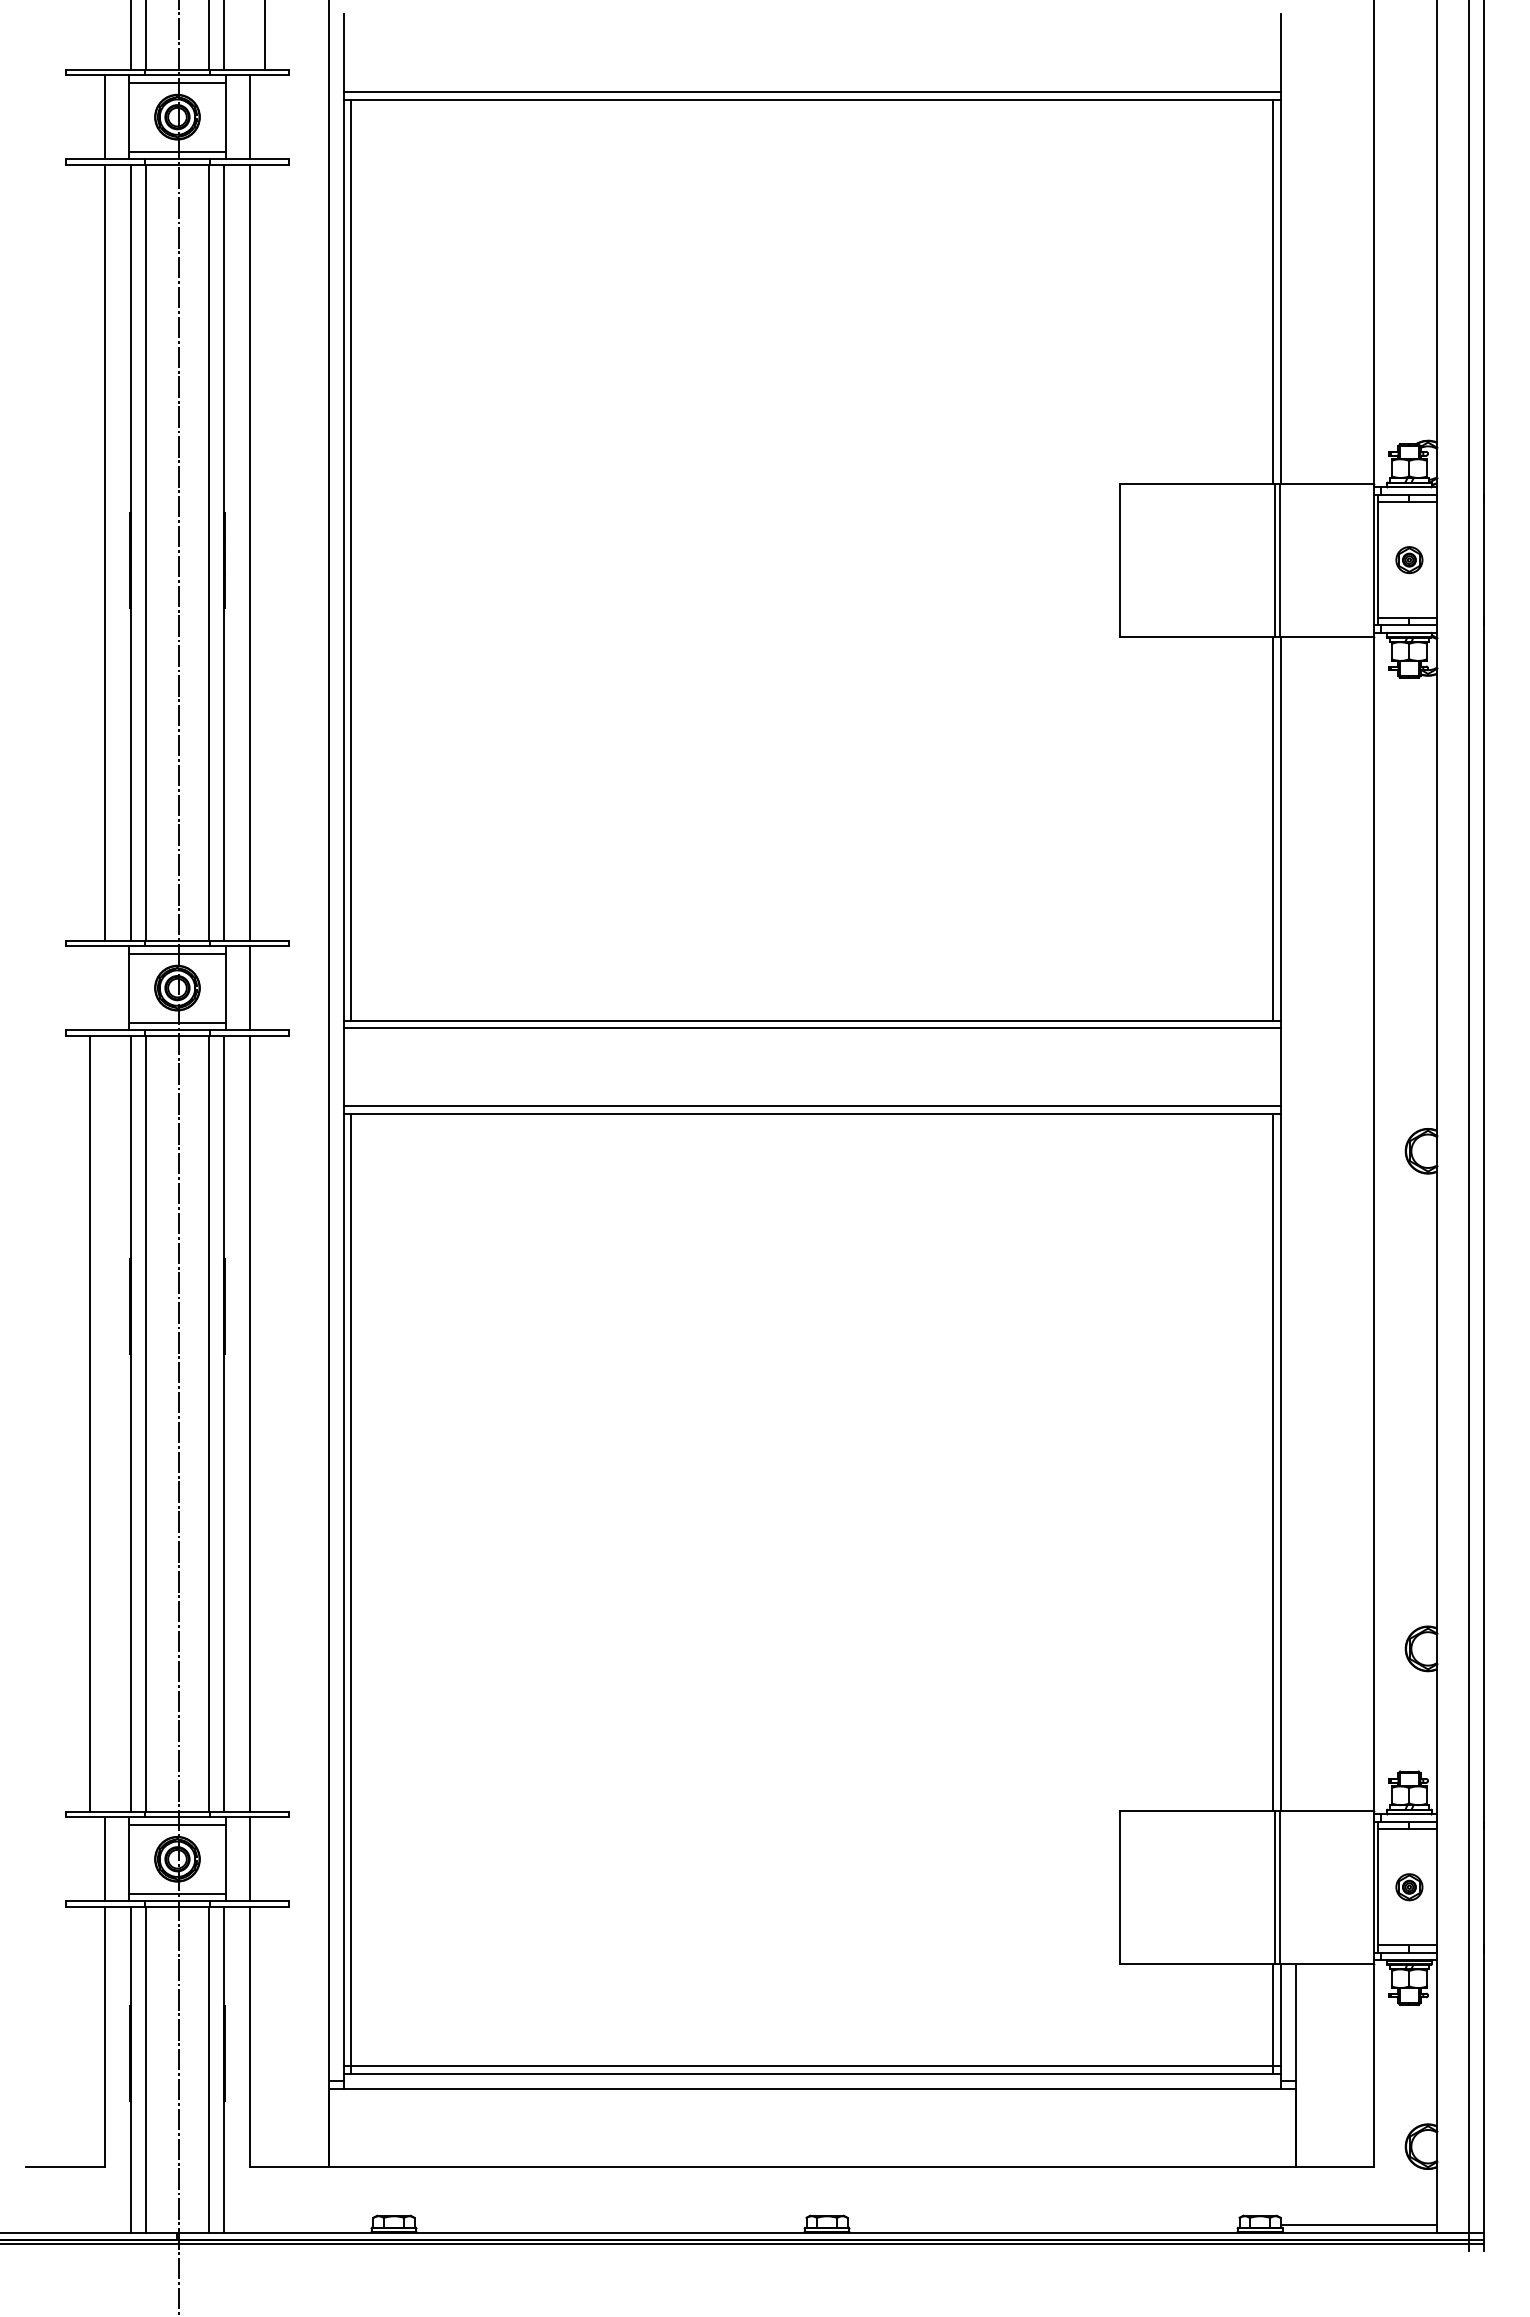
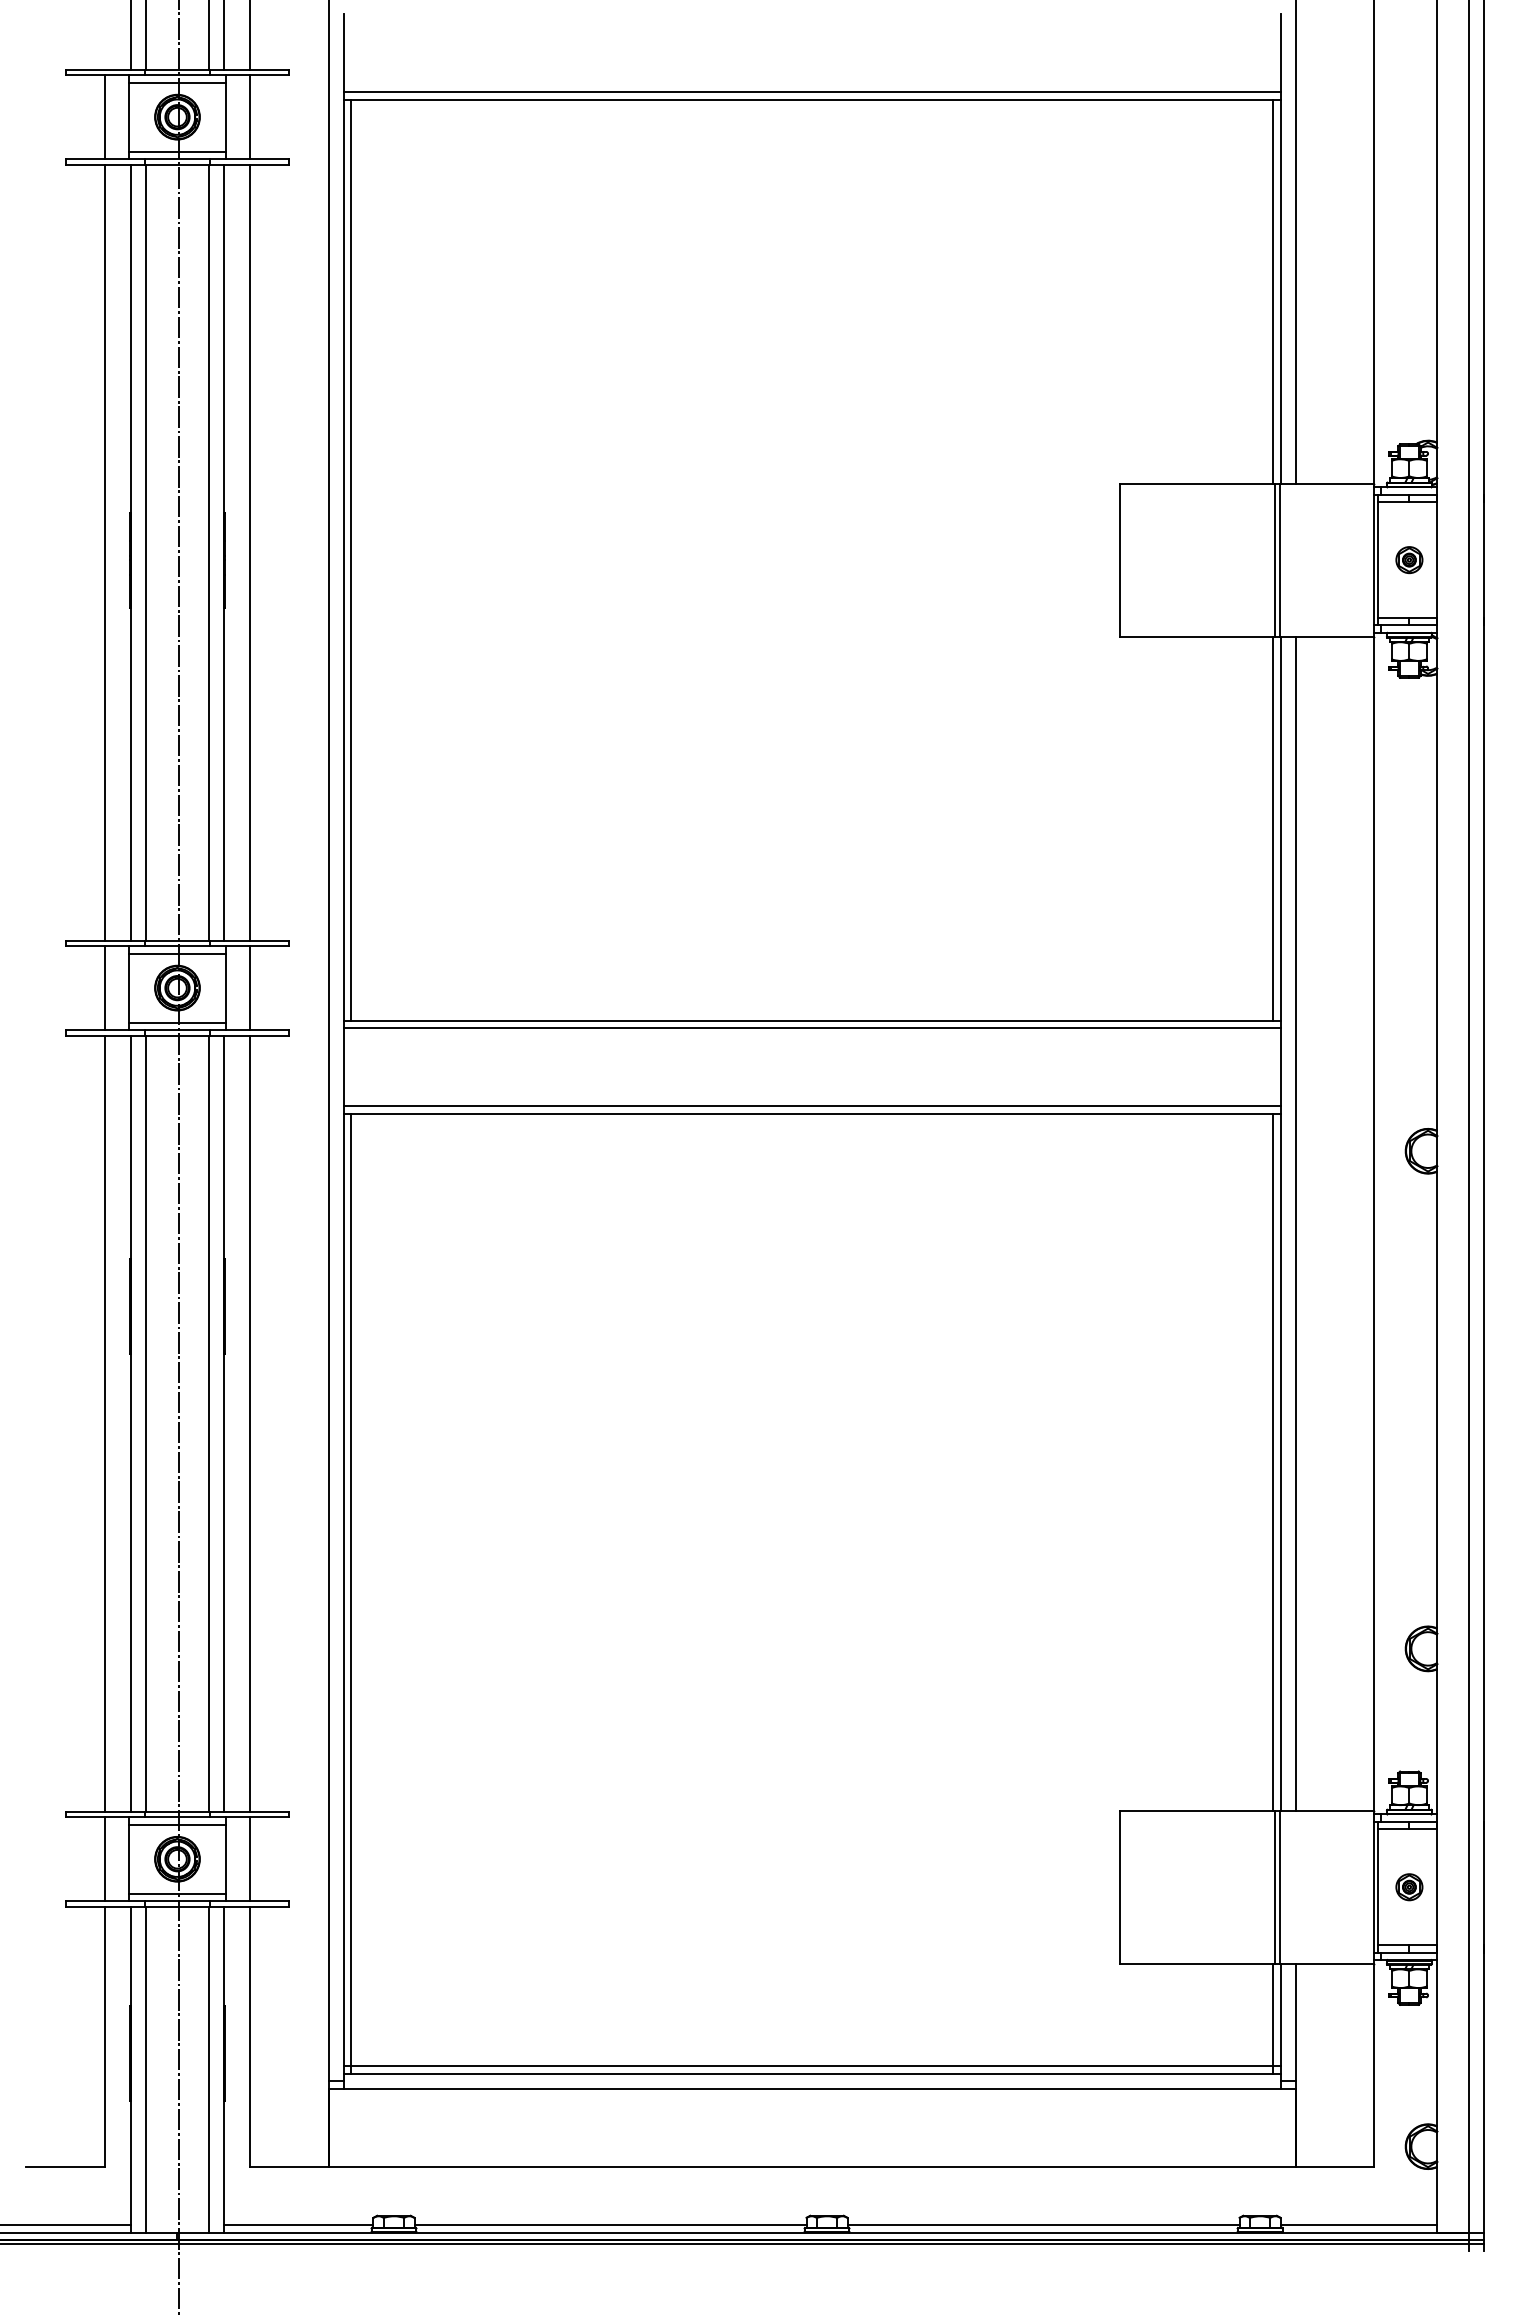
line position: (265, 35) -> (250, 35) (250, 35)
line: none -> present (1295, 242)
line: none -> present (104, 988)
line: none -> present (1295, 1223)
line position: (89, 1423) -> (104, 1423) (104, 1423)
line: none -> present (66, 2225)
line: none -> present (298, 2225)
line: none -> present (610, 2225)
line: none -> present (1043, 2225)
